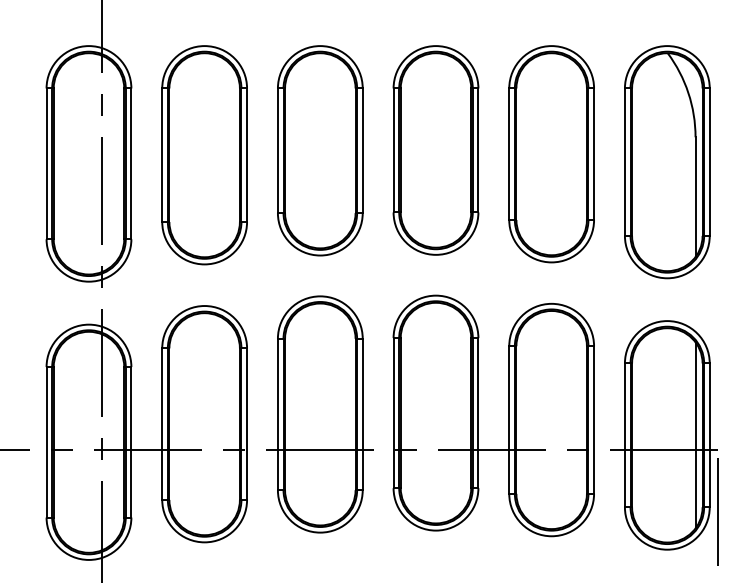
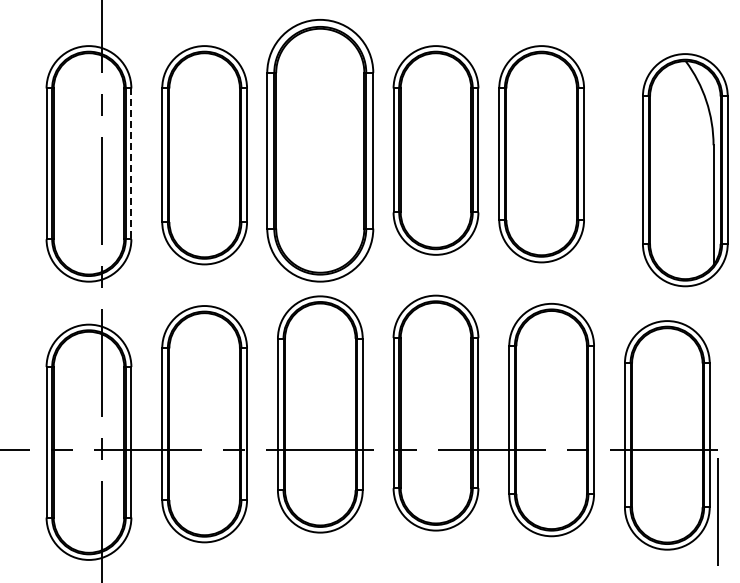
part size: 87x212 px -> 109x264 px (320, 150)
part position: (551, 154) -> (541, 154) (541, 154)
part position: (667, 162) -> (685, 170) (685, 170)
line: solid -> dashed (131, 164)
line: present -> none (695, 435)
